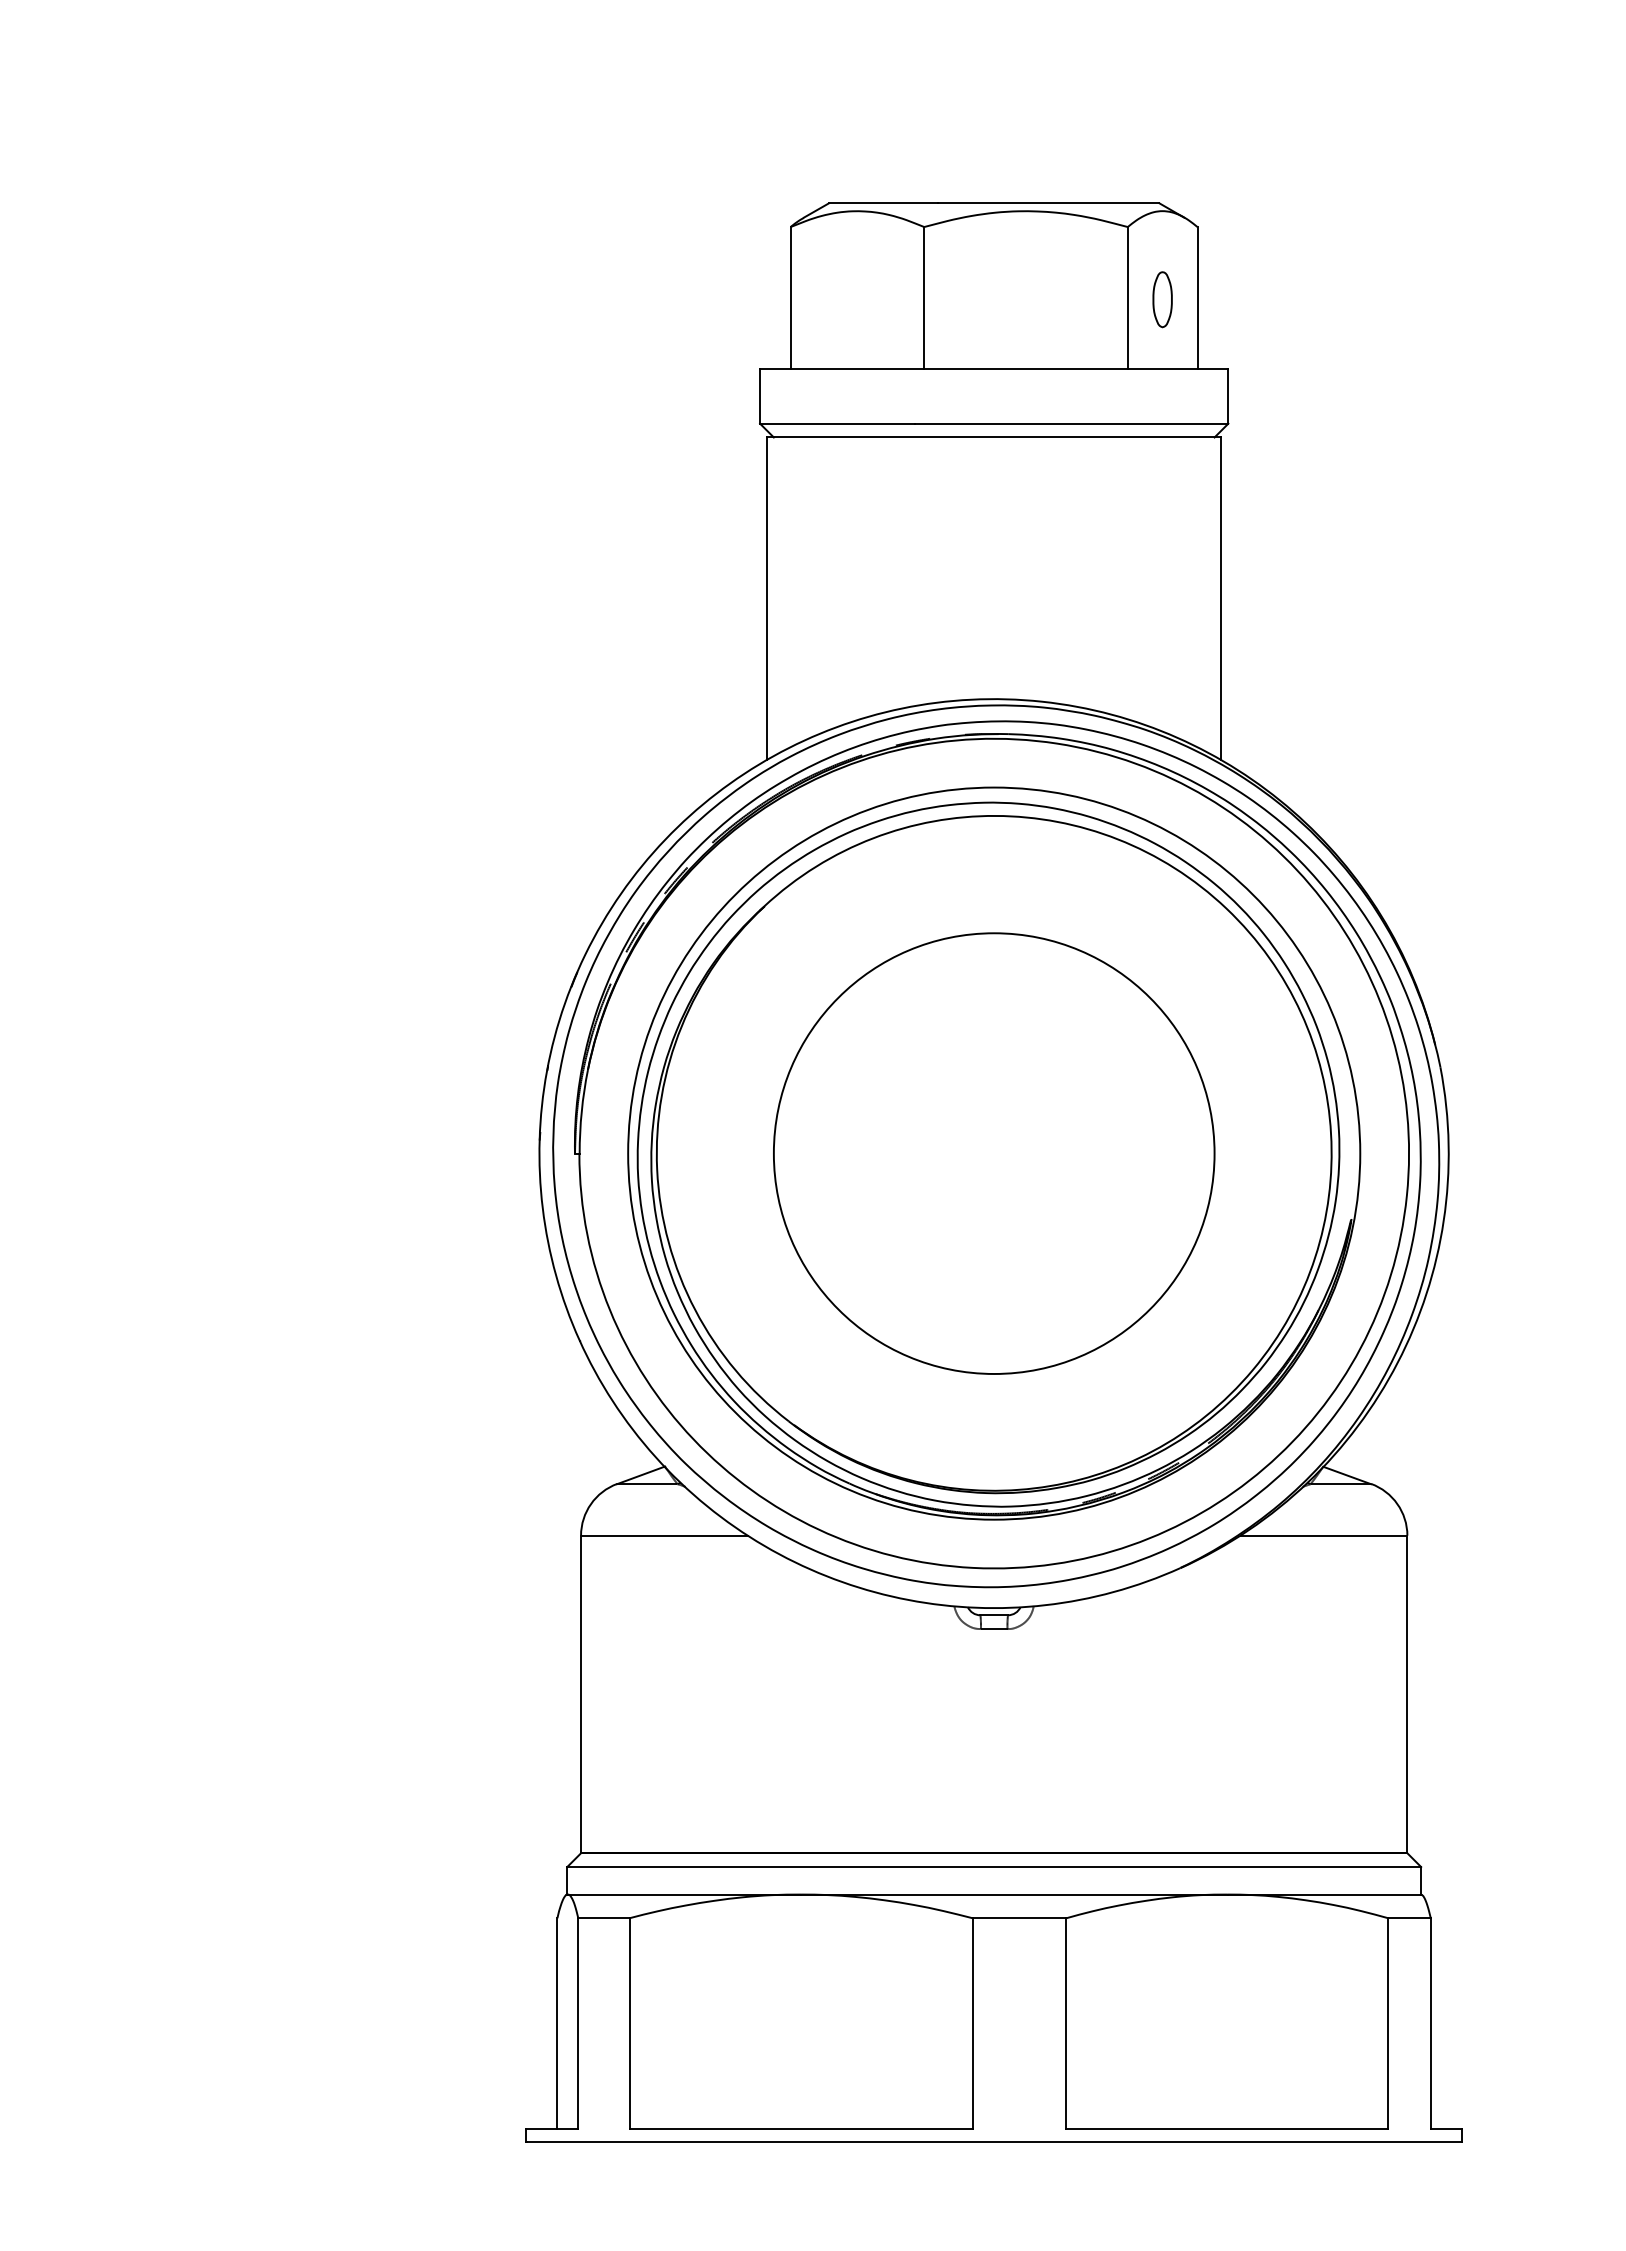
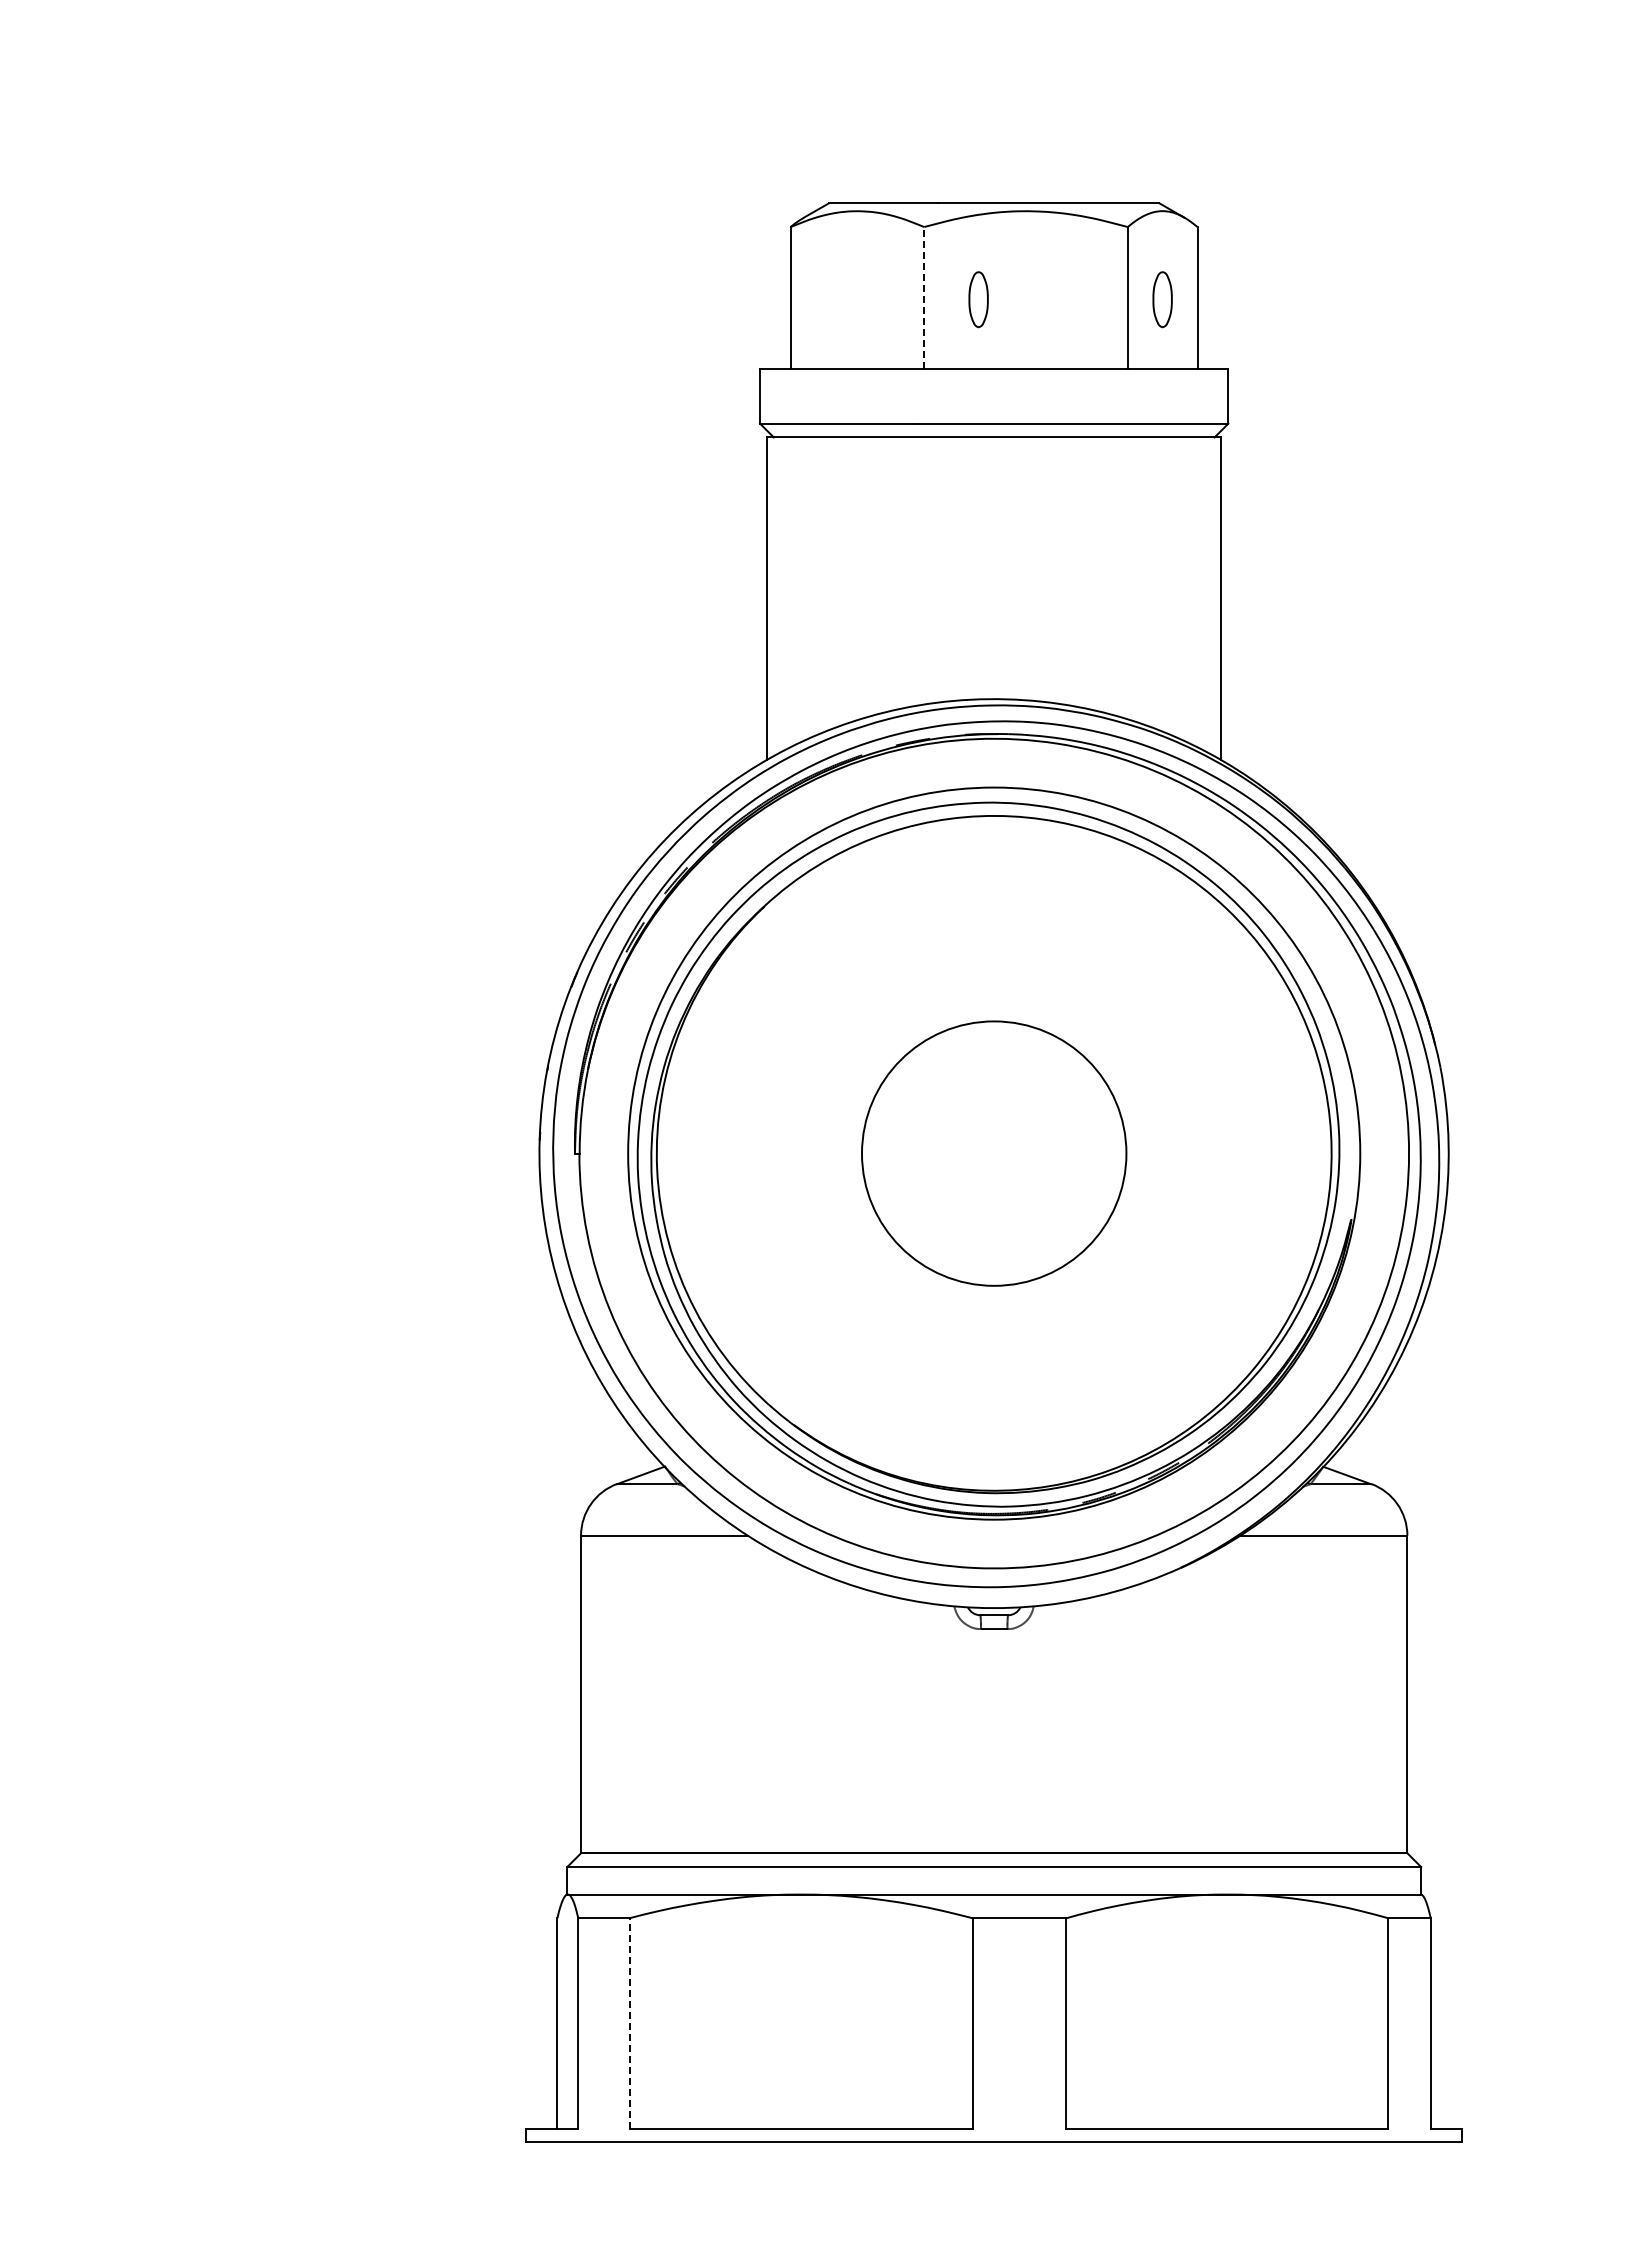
line: solid -> dashed (924, 297)
part: none -> present (978, 299)
circle diameter: 441 px -> 264 px (994, 1153)
line: solid -> dashed (629, 2022)
